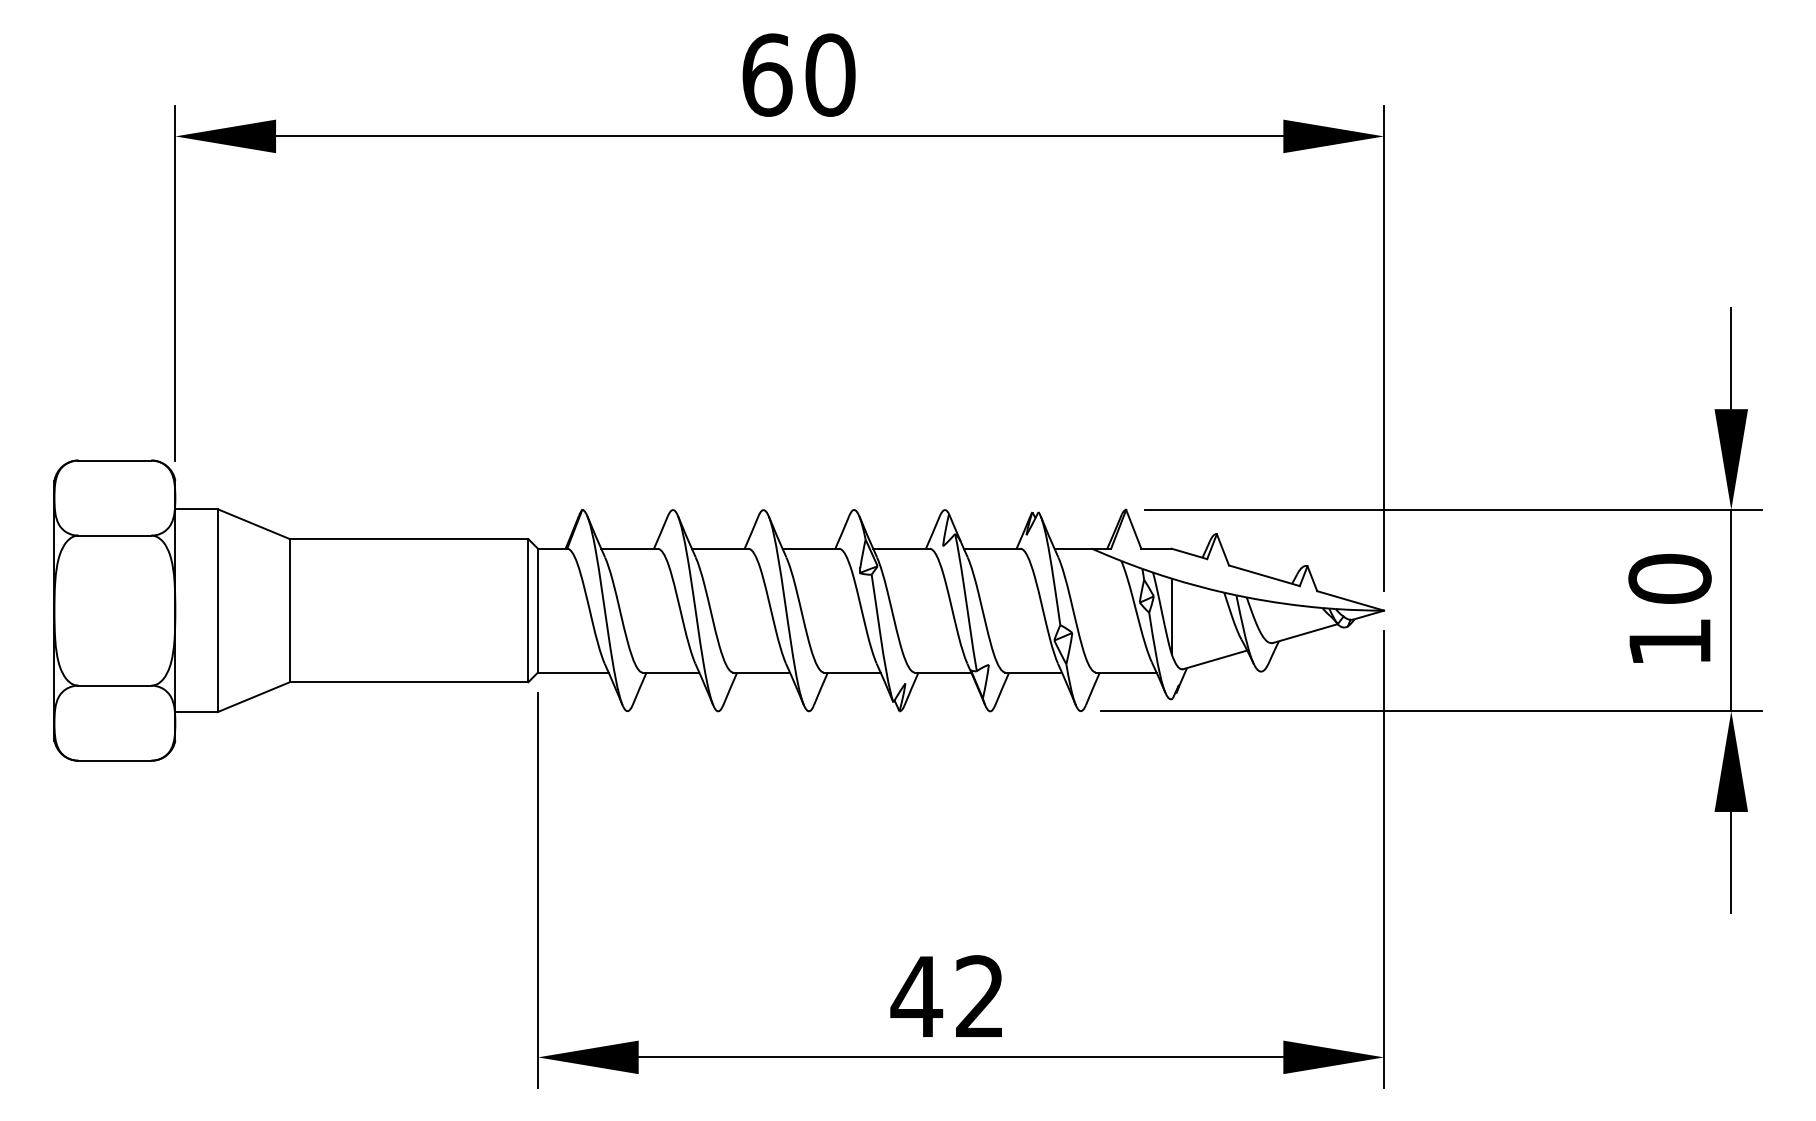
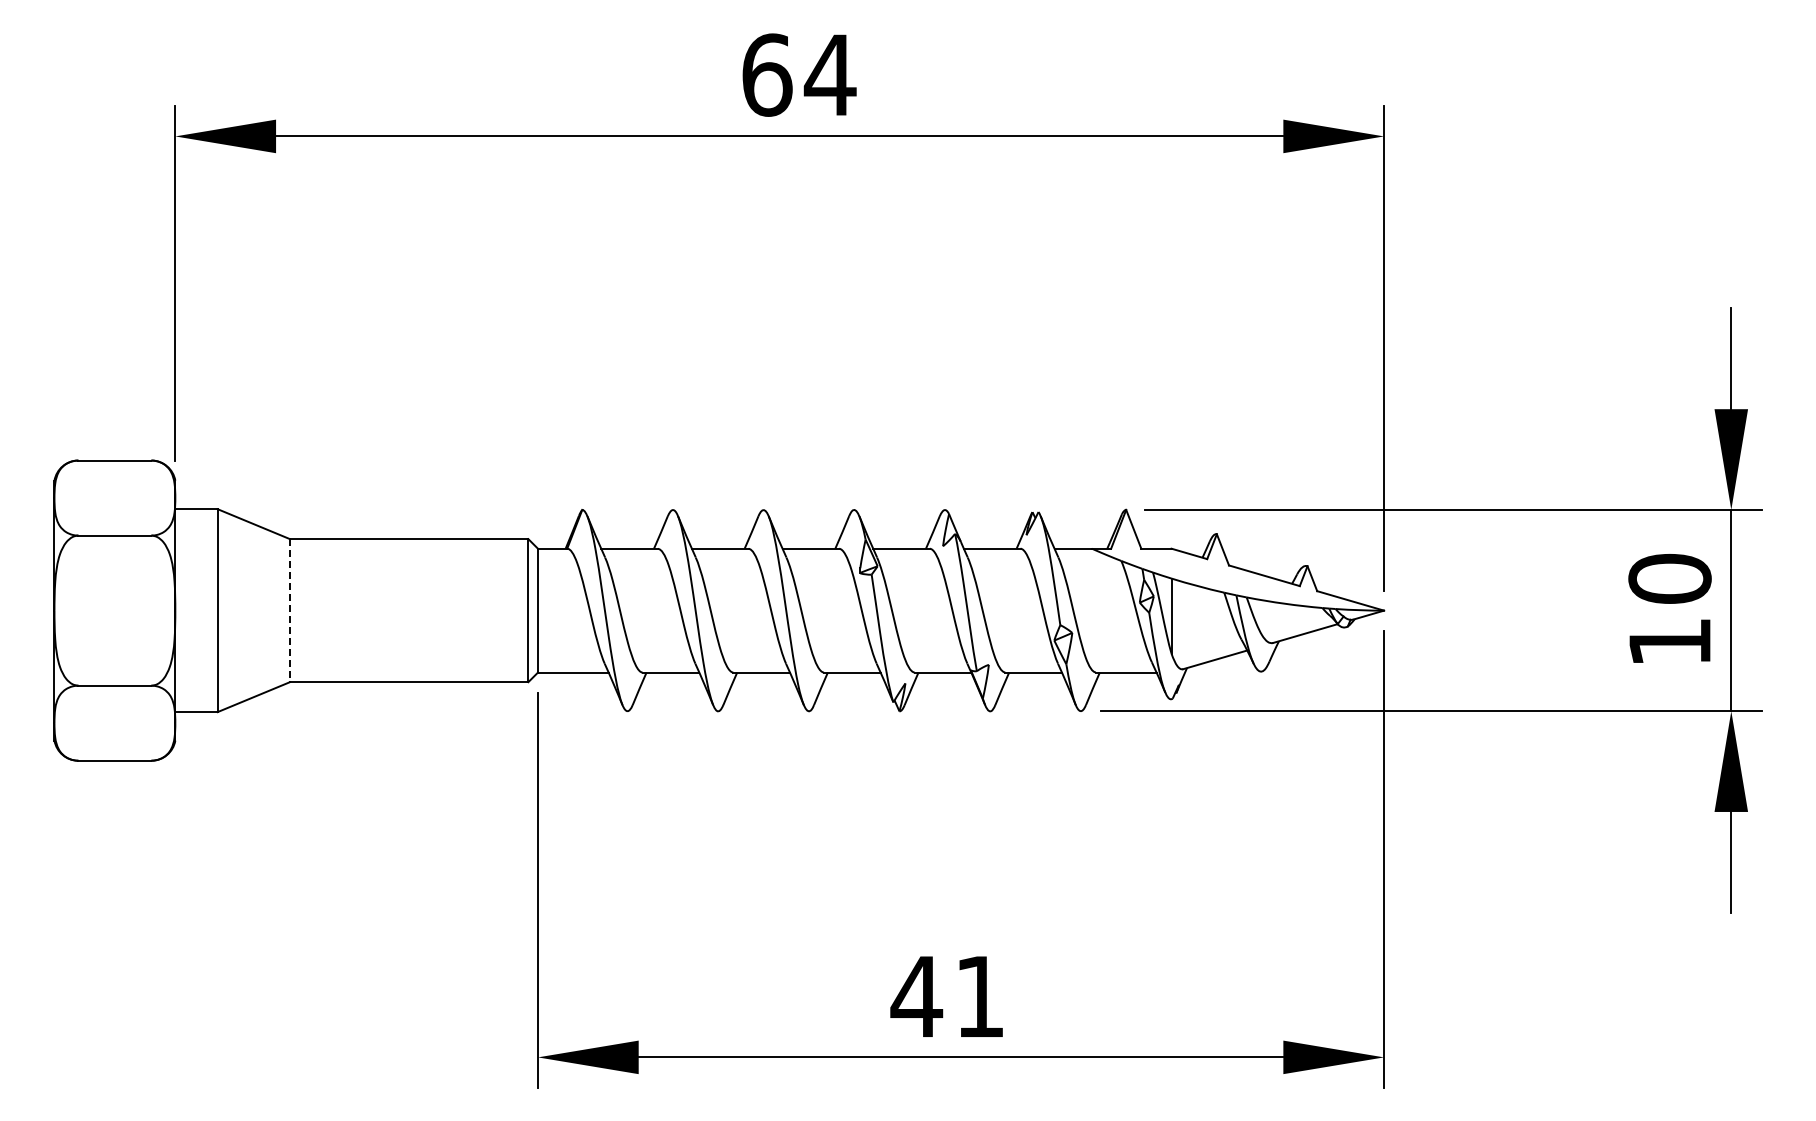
text: 60 -> 64 (829, 74)
line: solid -> dashed (289, 610)
text: 42 -> 41 (979, 995)
